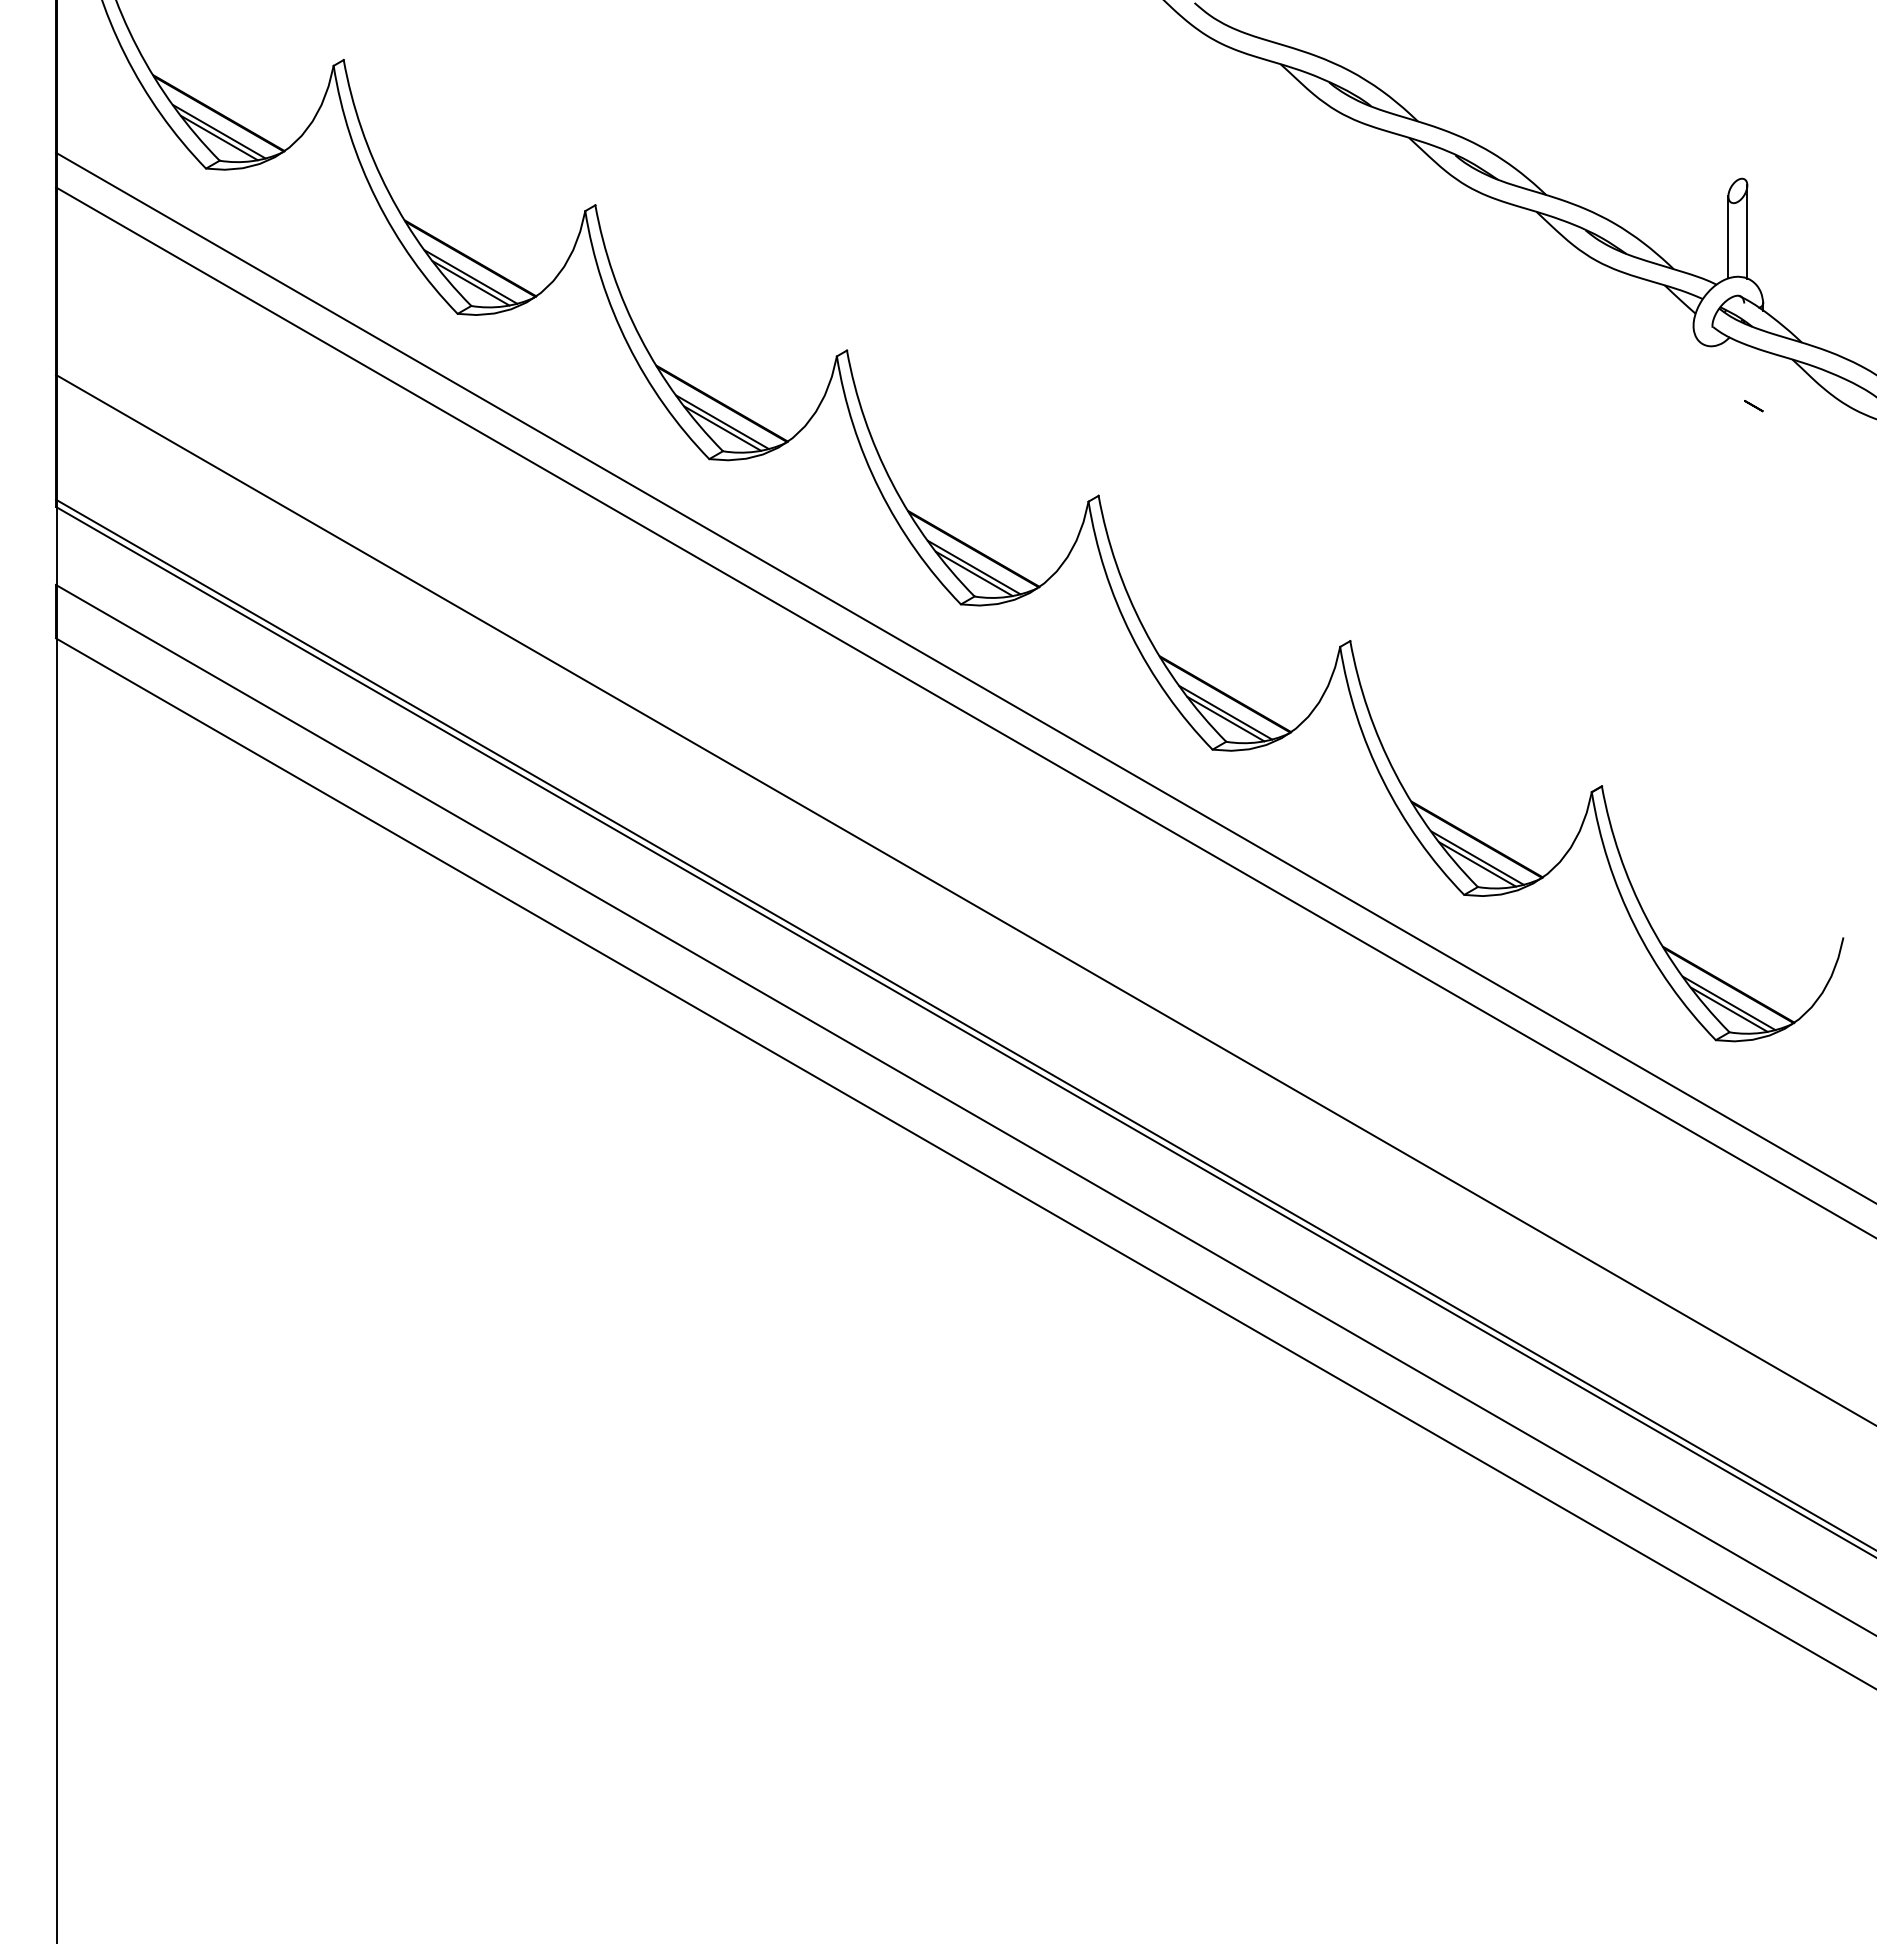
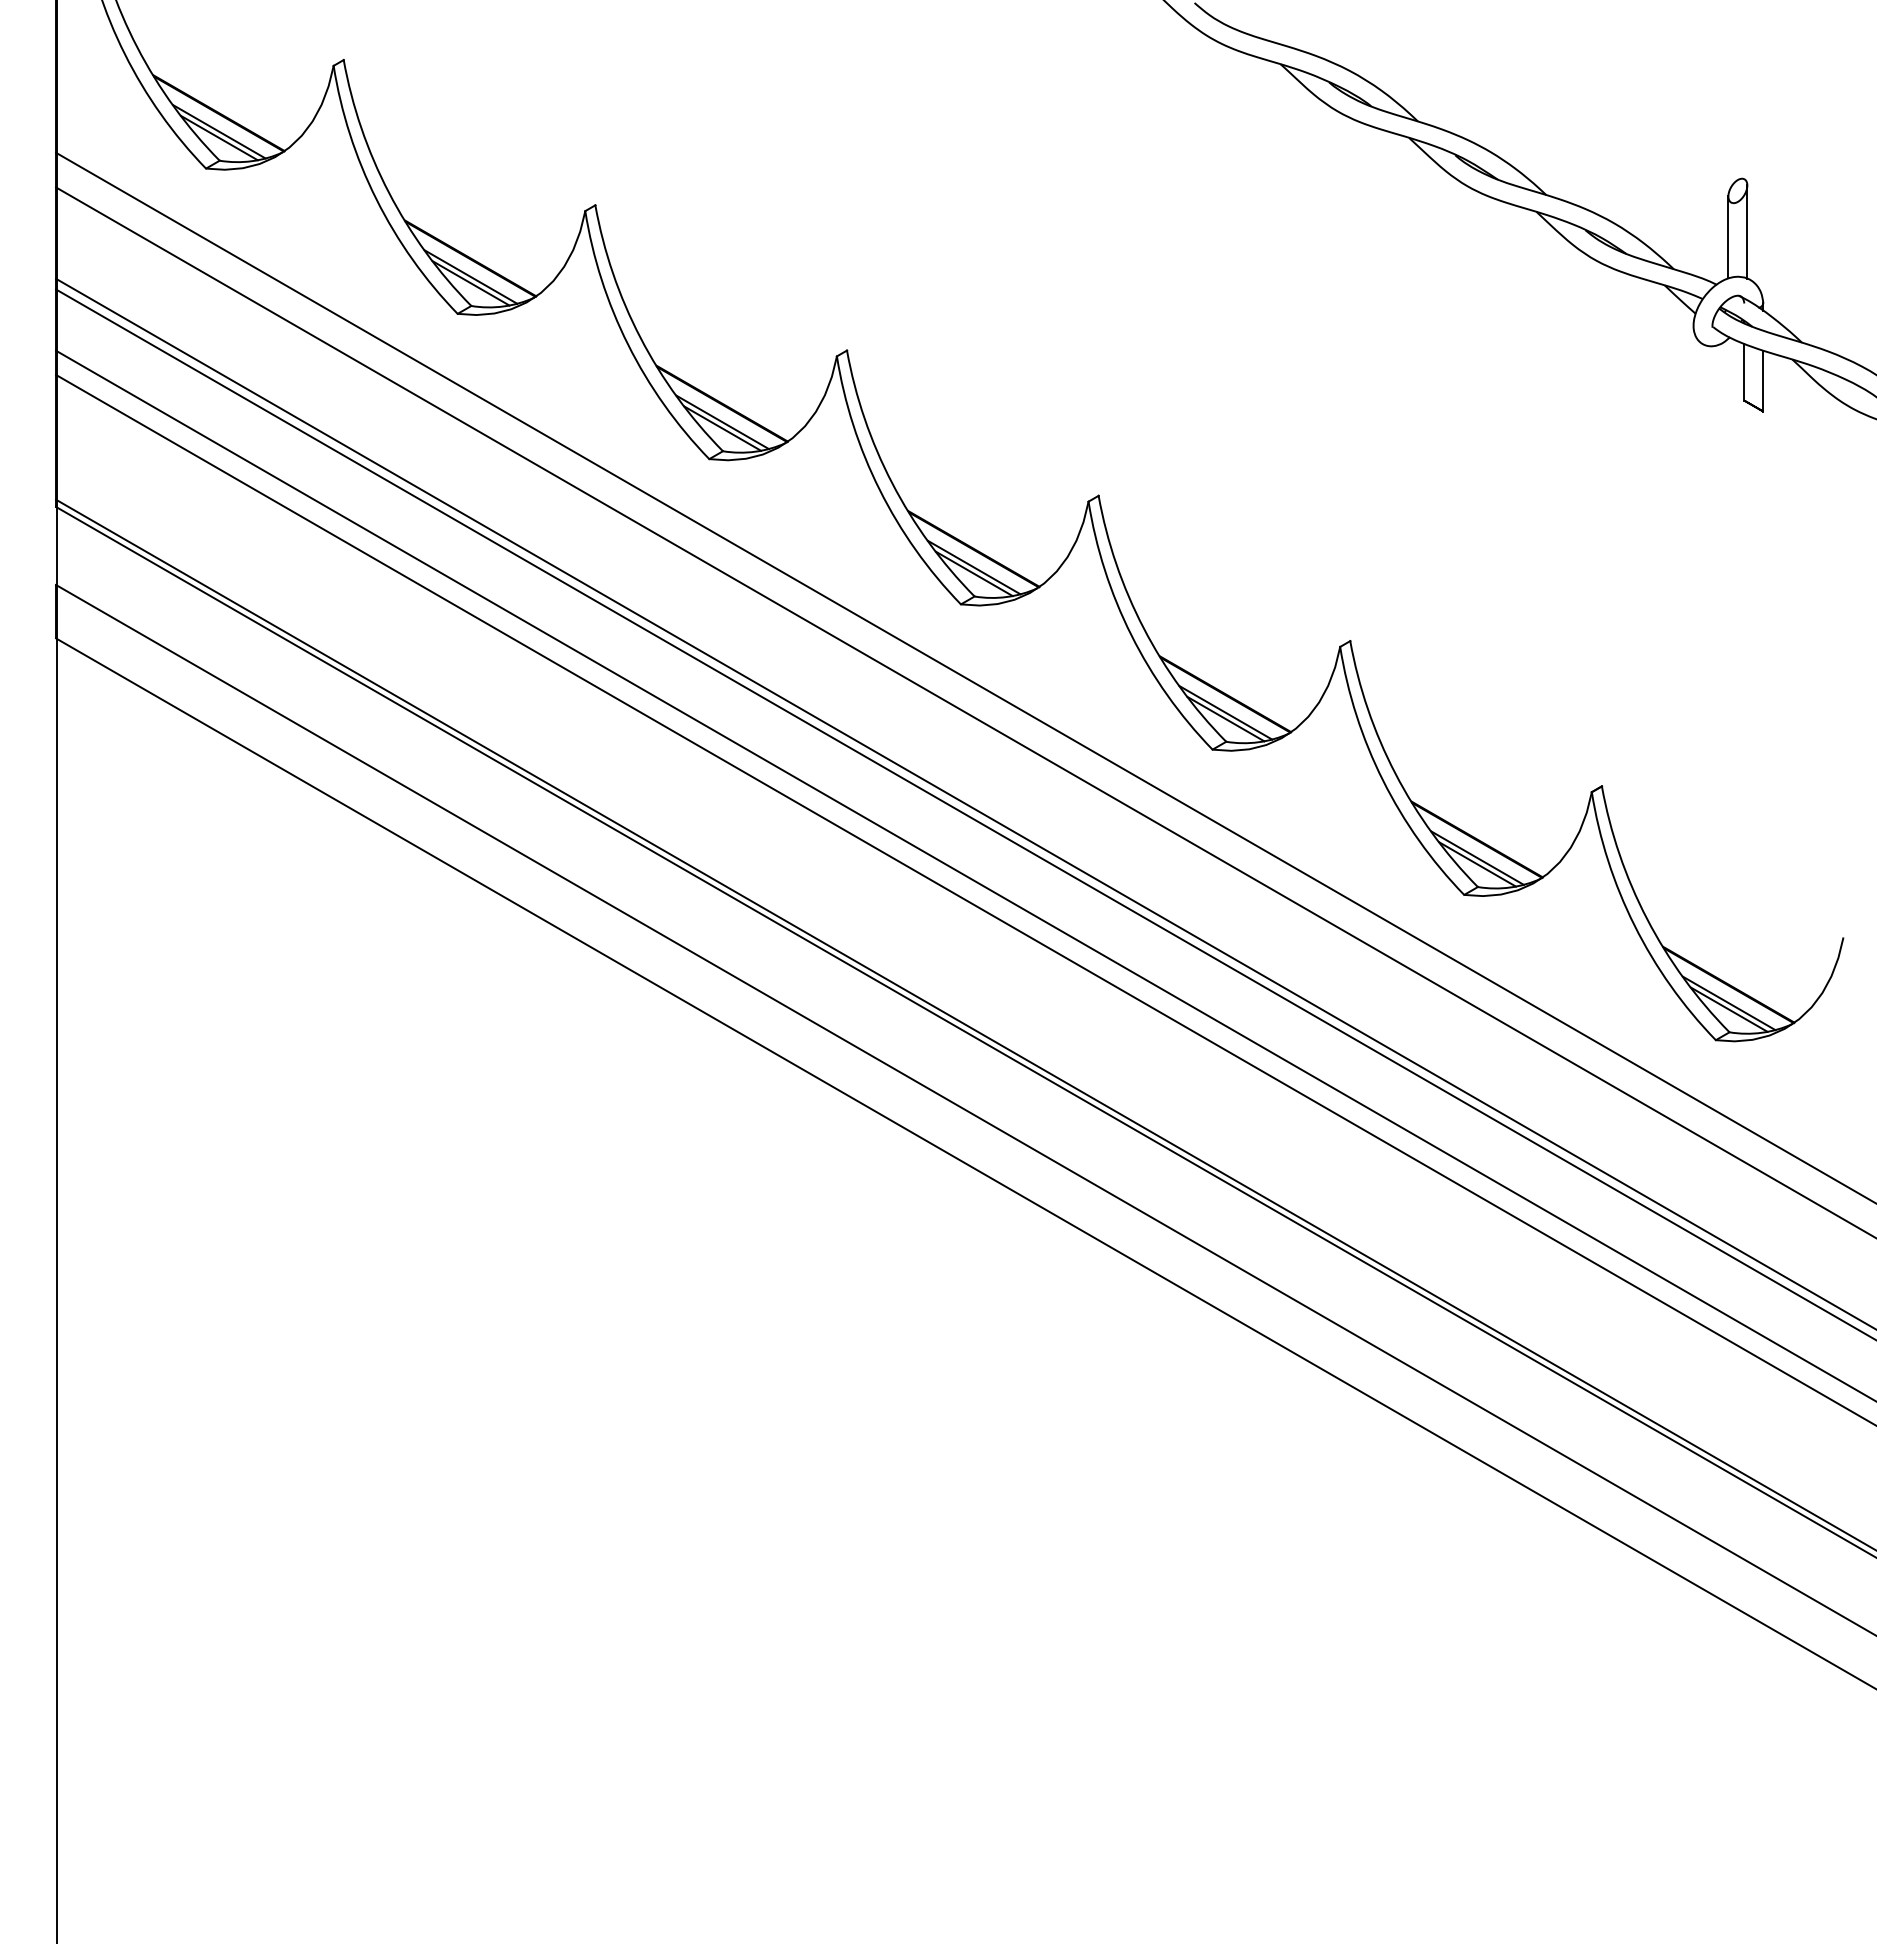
line: none -> present (1744, 371)
line: none -> present (1763, 380)
line: none -> present (964, 802)
line: none -> present (964, 813)
line: none -> present (964, 874)
